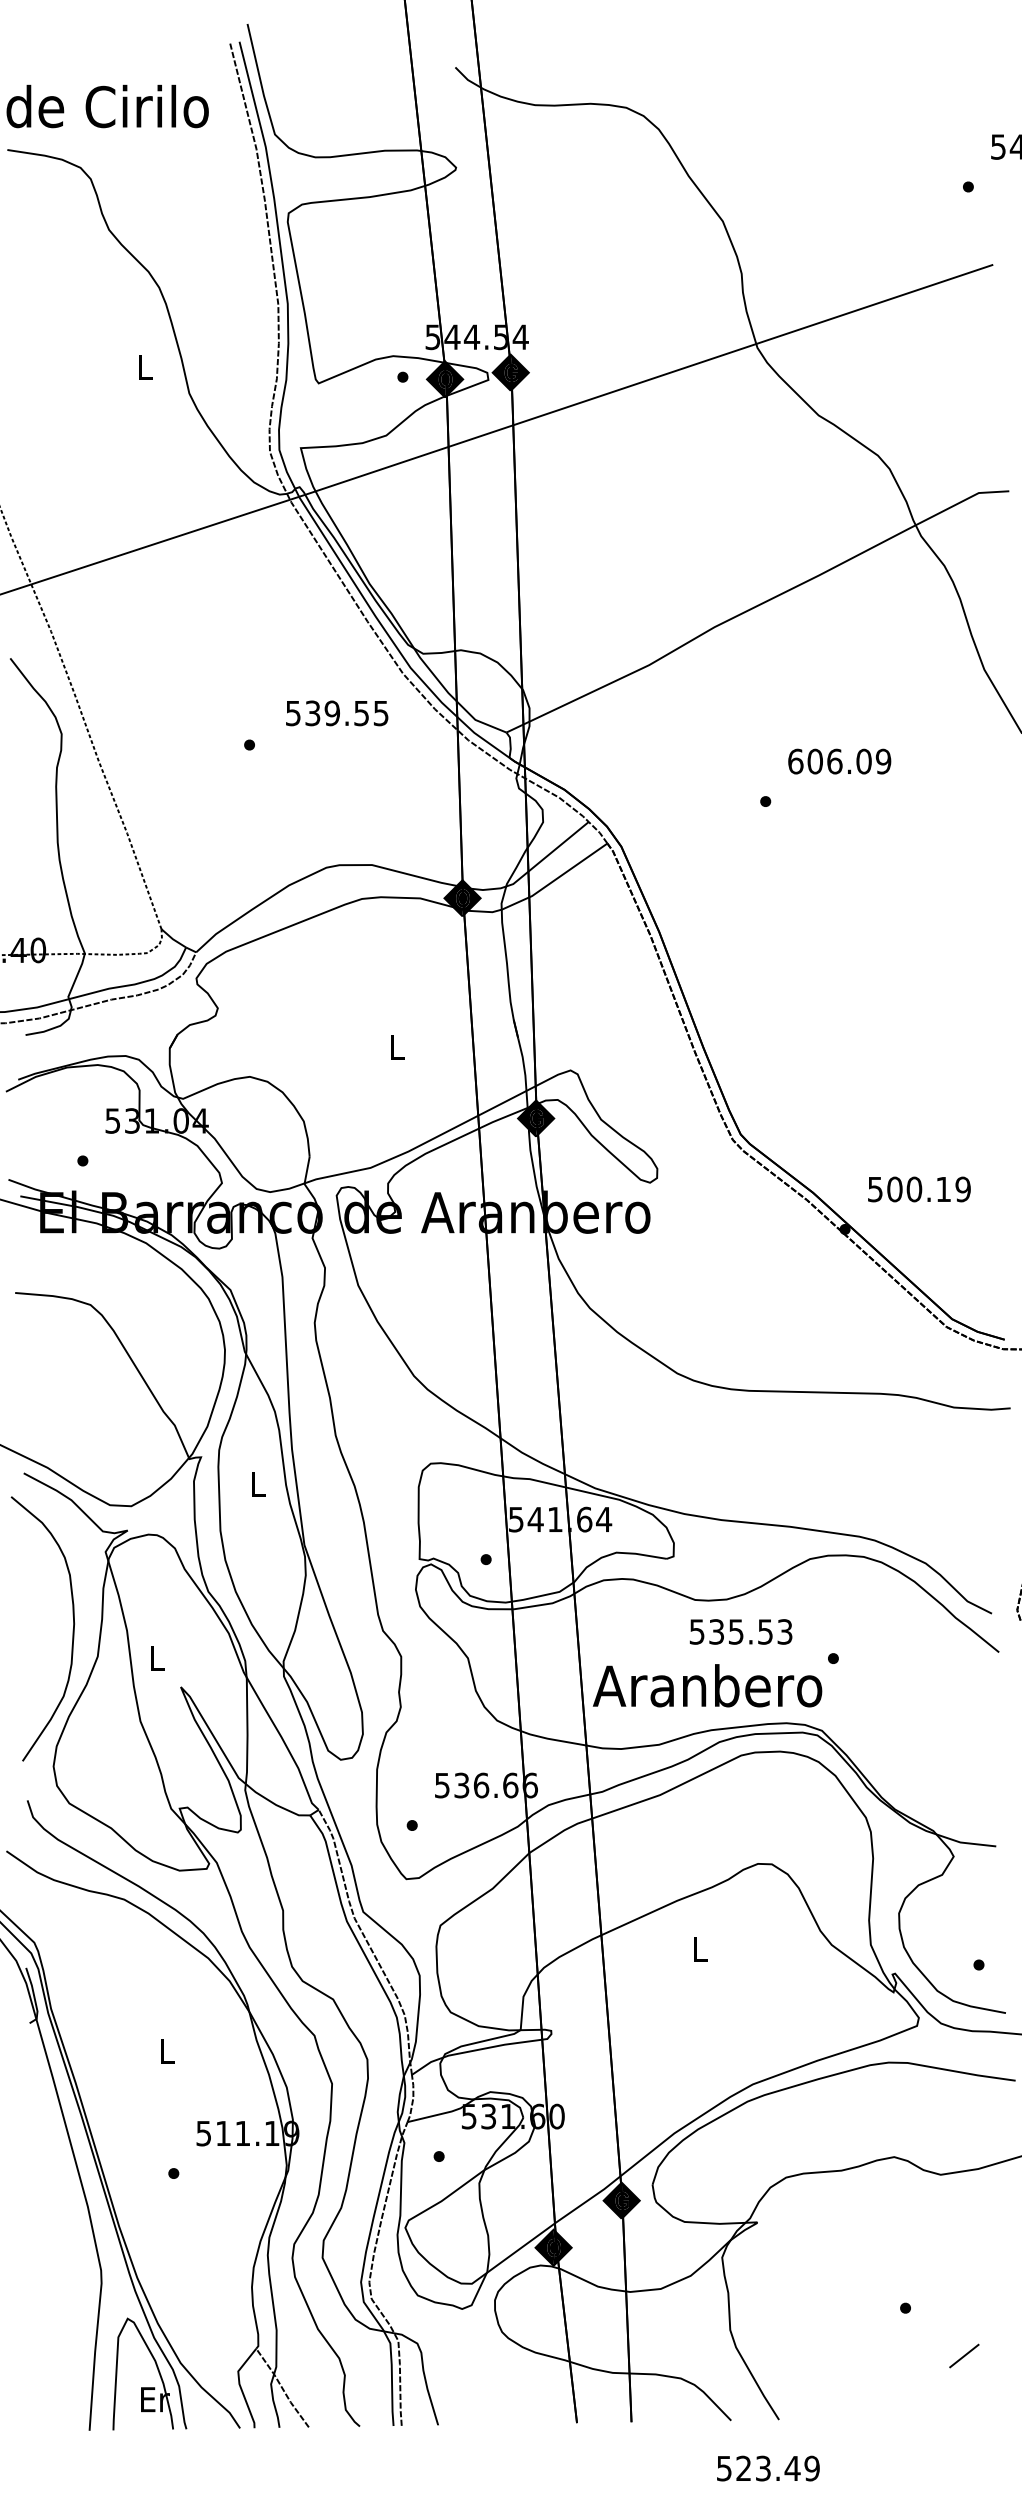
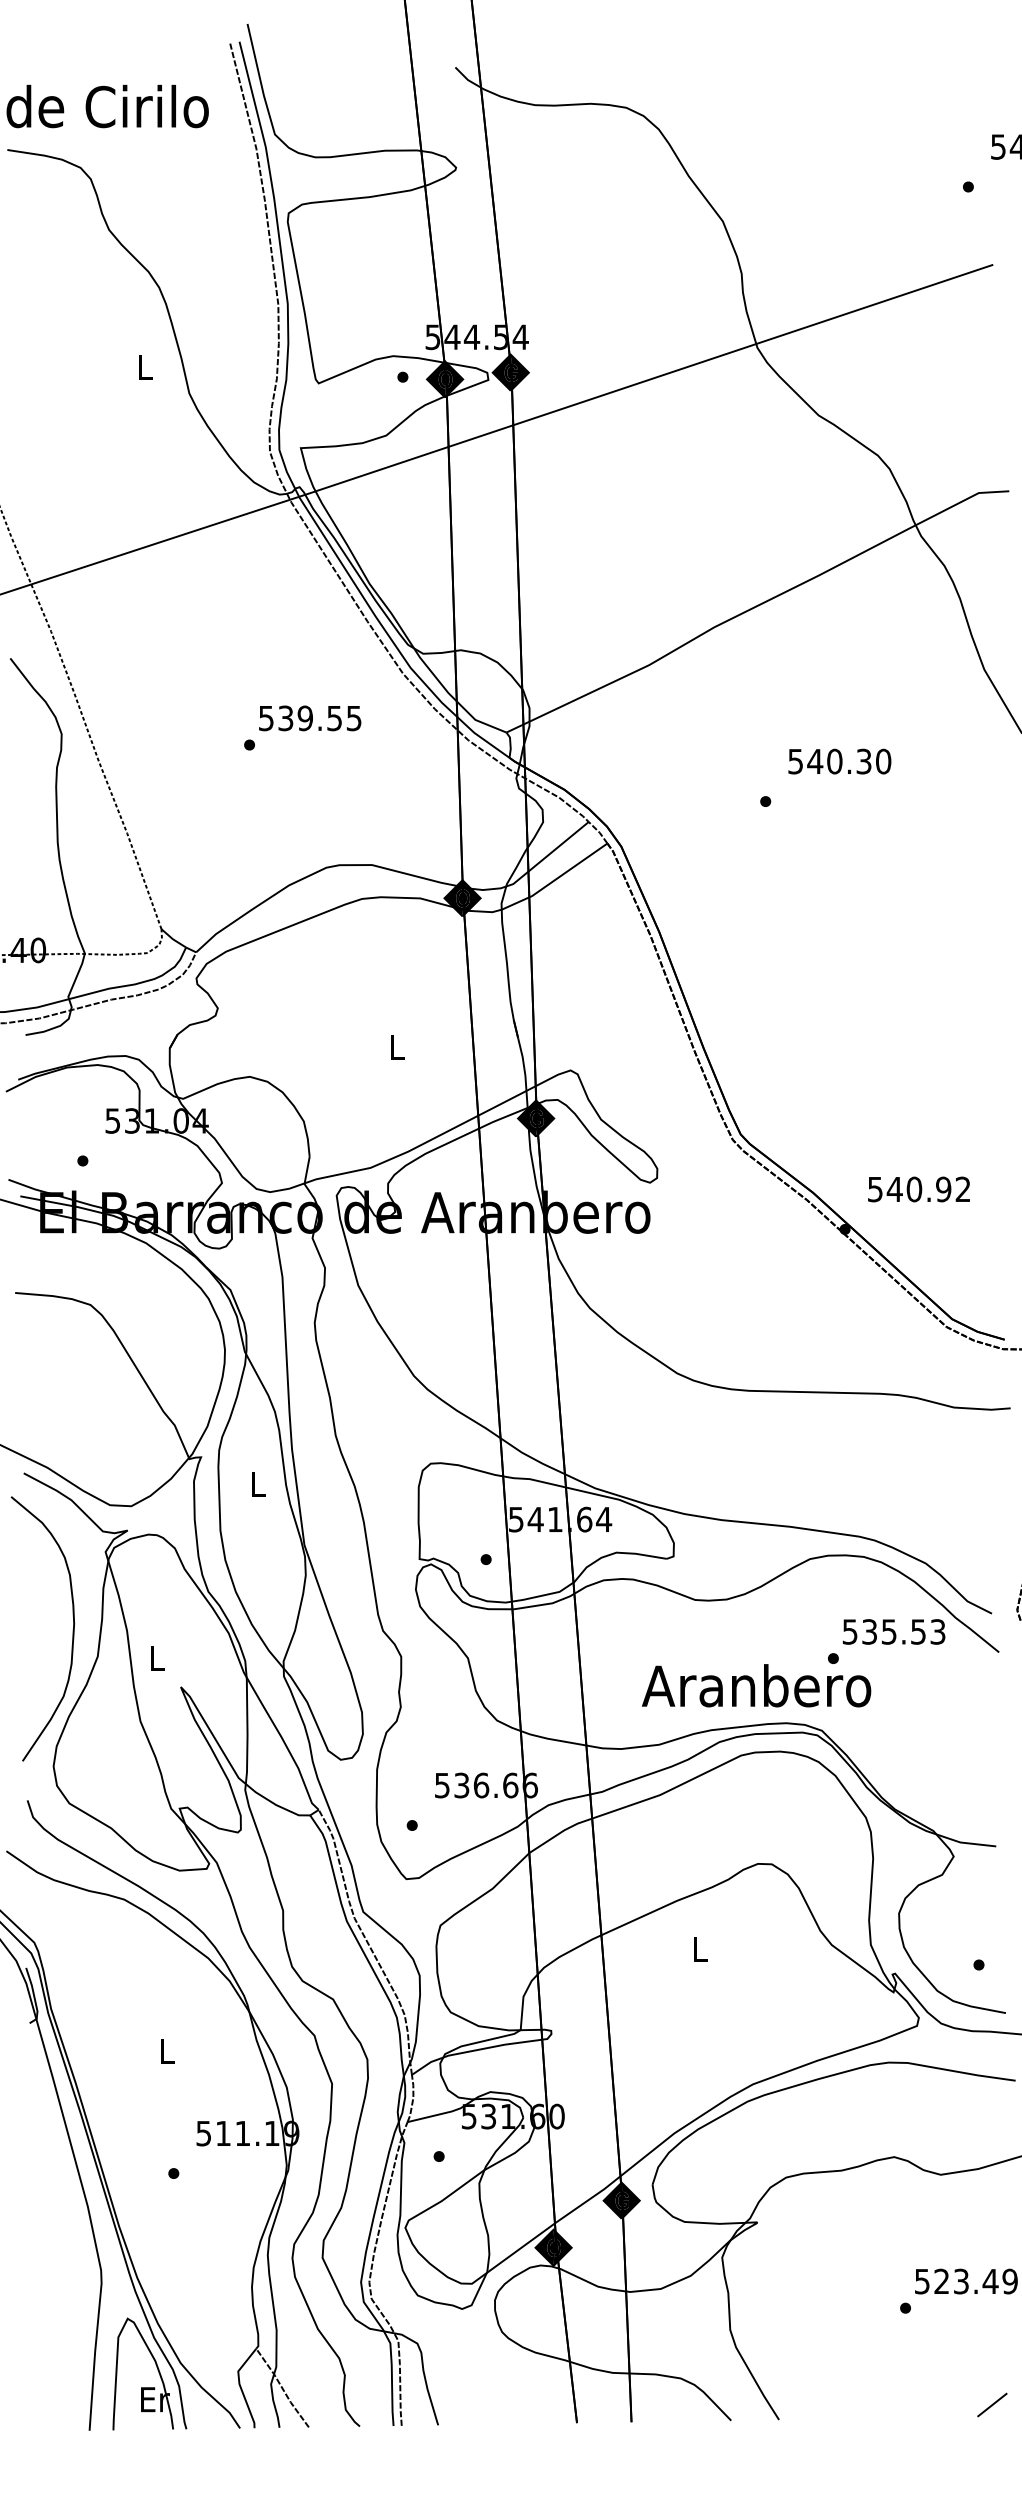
text position: (337, 713) -> (310, 718) (310, 718)
text: 606.09 -> 540.30 (839, 761)
text: 500.19 -> 540.92 (928, 1189)
text position: (740, 1631) -> (893, 1631) (893, 1631)
text position: (707, 1685) -> (756, 1685) (756, 1685)
line position: (964, 2355) -> (992, 2404) (992, 2404)
text position: (768, 2468) -> (966, 2281) (966, 2281)
